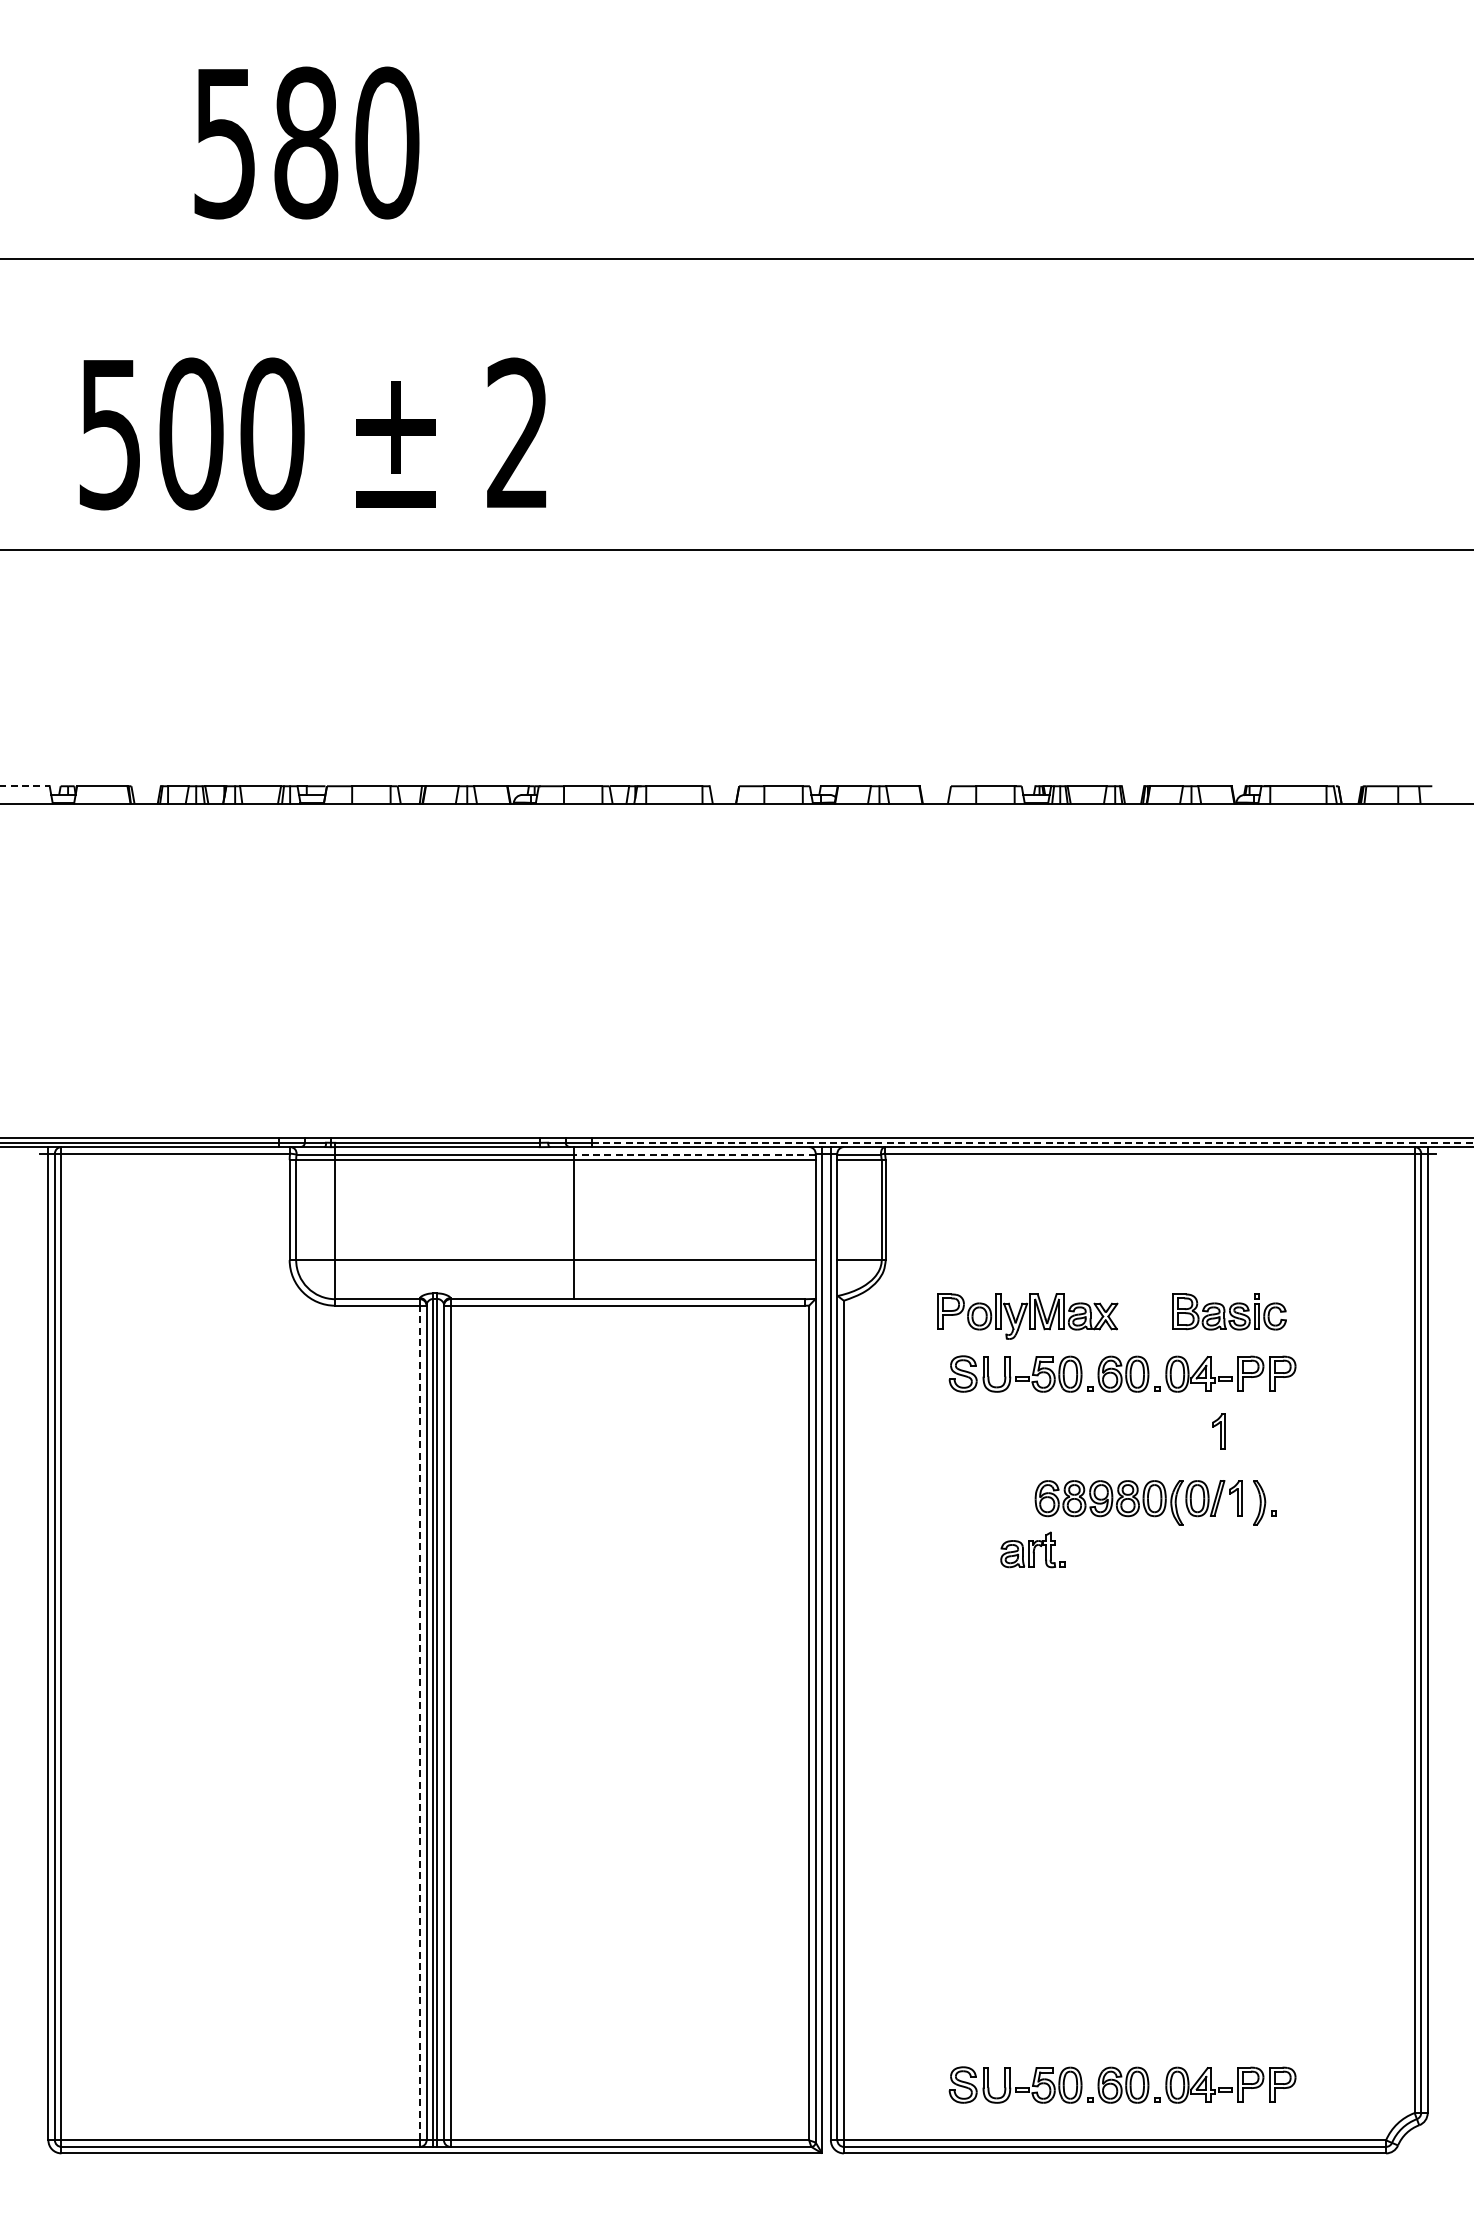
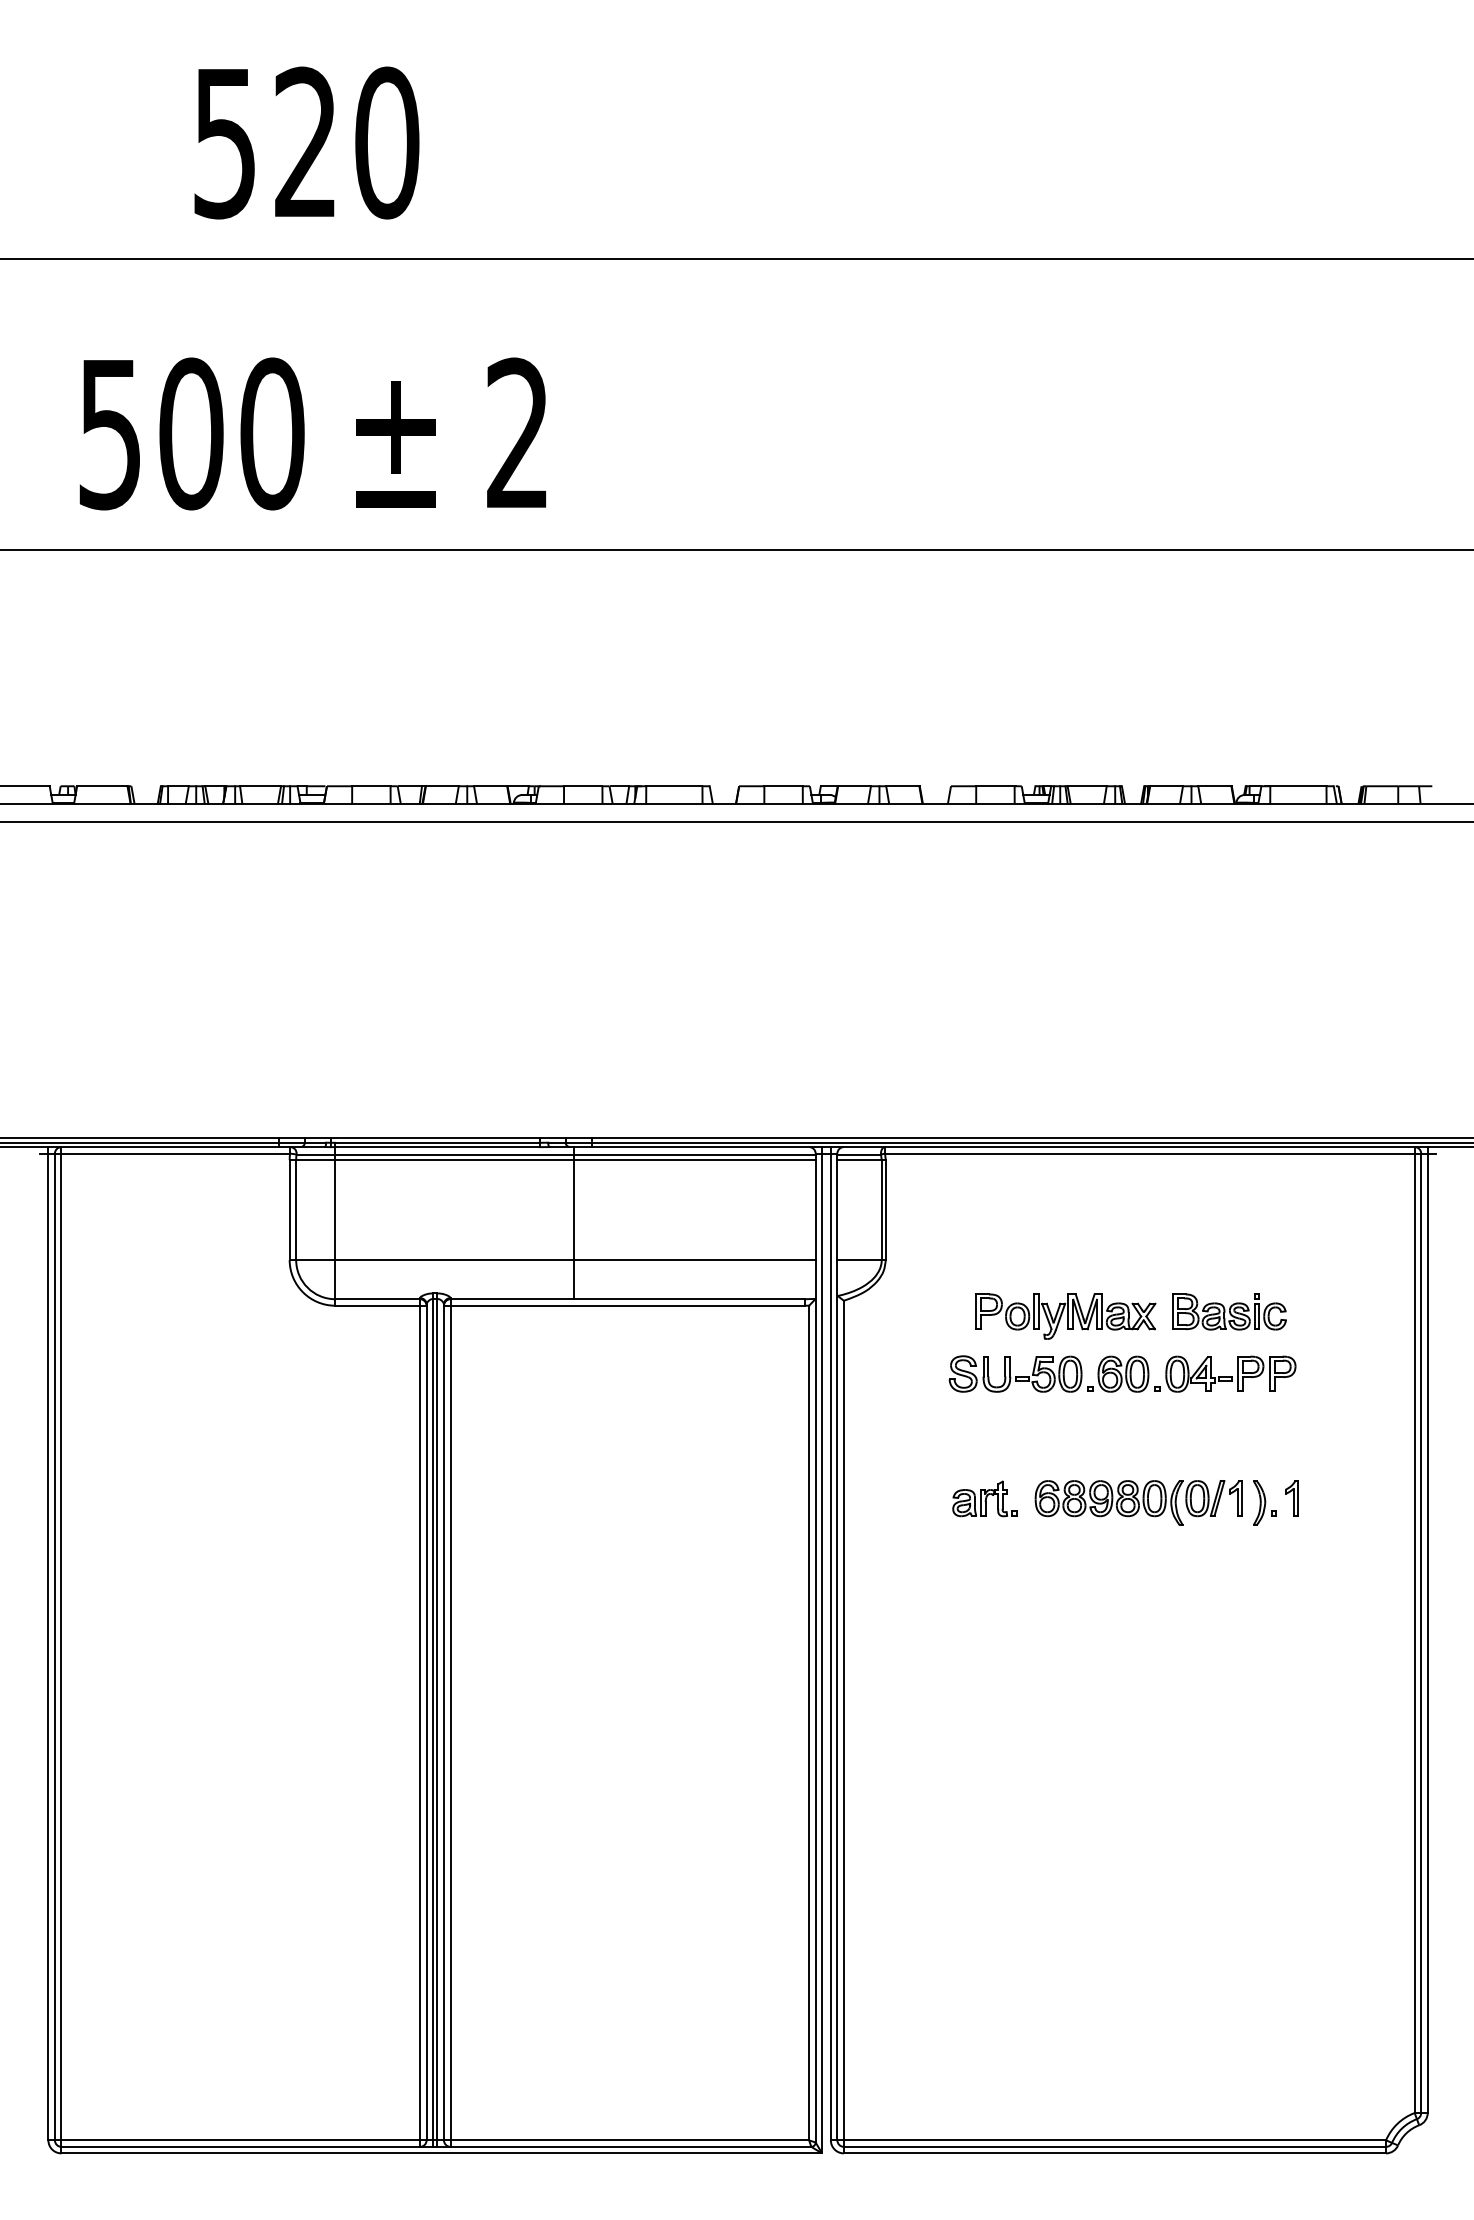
text: 580 -> 520 (306, 142)
line: dashed -> solid (25, 786)
line: none -> present (736, 821)
line: dashed -> solid (1032, 1142)
line: dashed -> solid (695, 1154)
part position: (1027, 1316) -> (1065, 1316) (1065, 1316)
part position: (1218, 1431) -> (1291, 1498) (1291, 1498)
part position: (1032, 1549) -> (984, 1498) (984, 1498)
line: dashed -> solid (420, 1722)
part: present -> none (1122, 2084)
